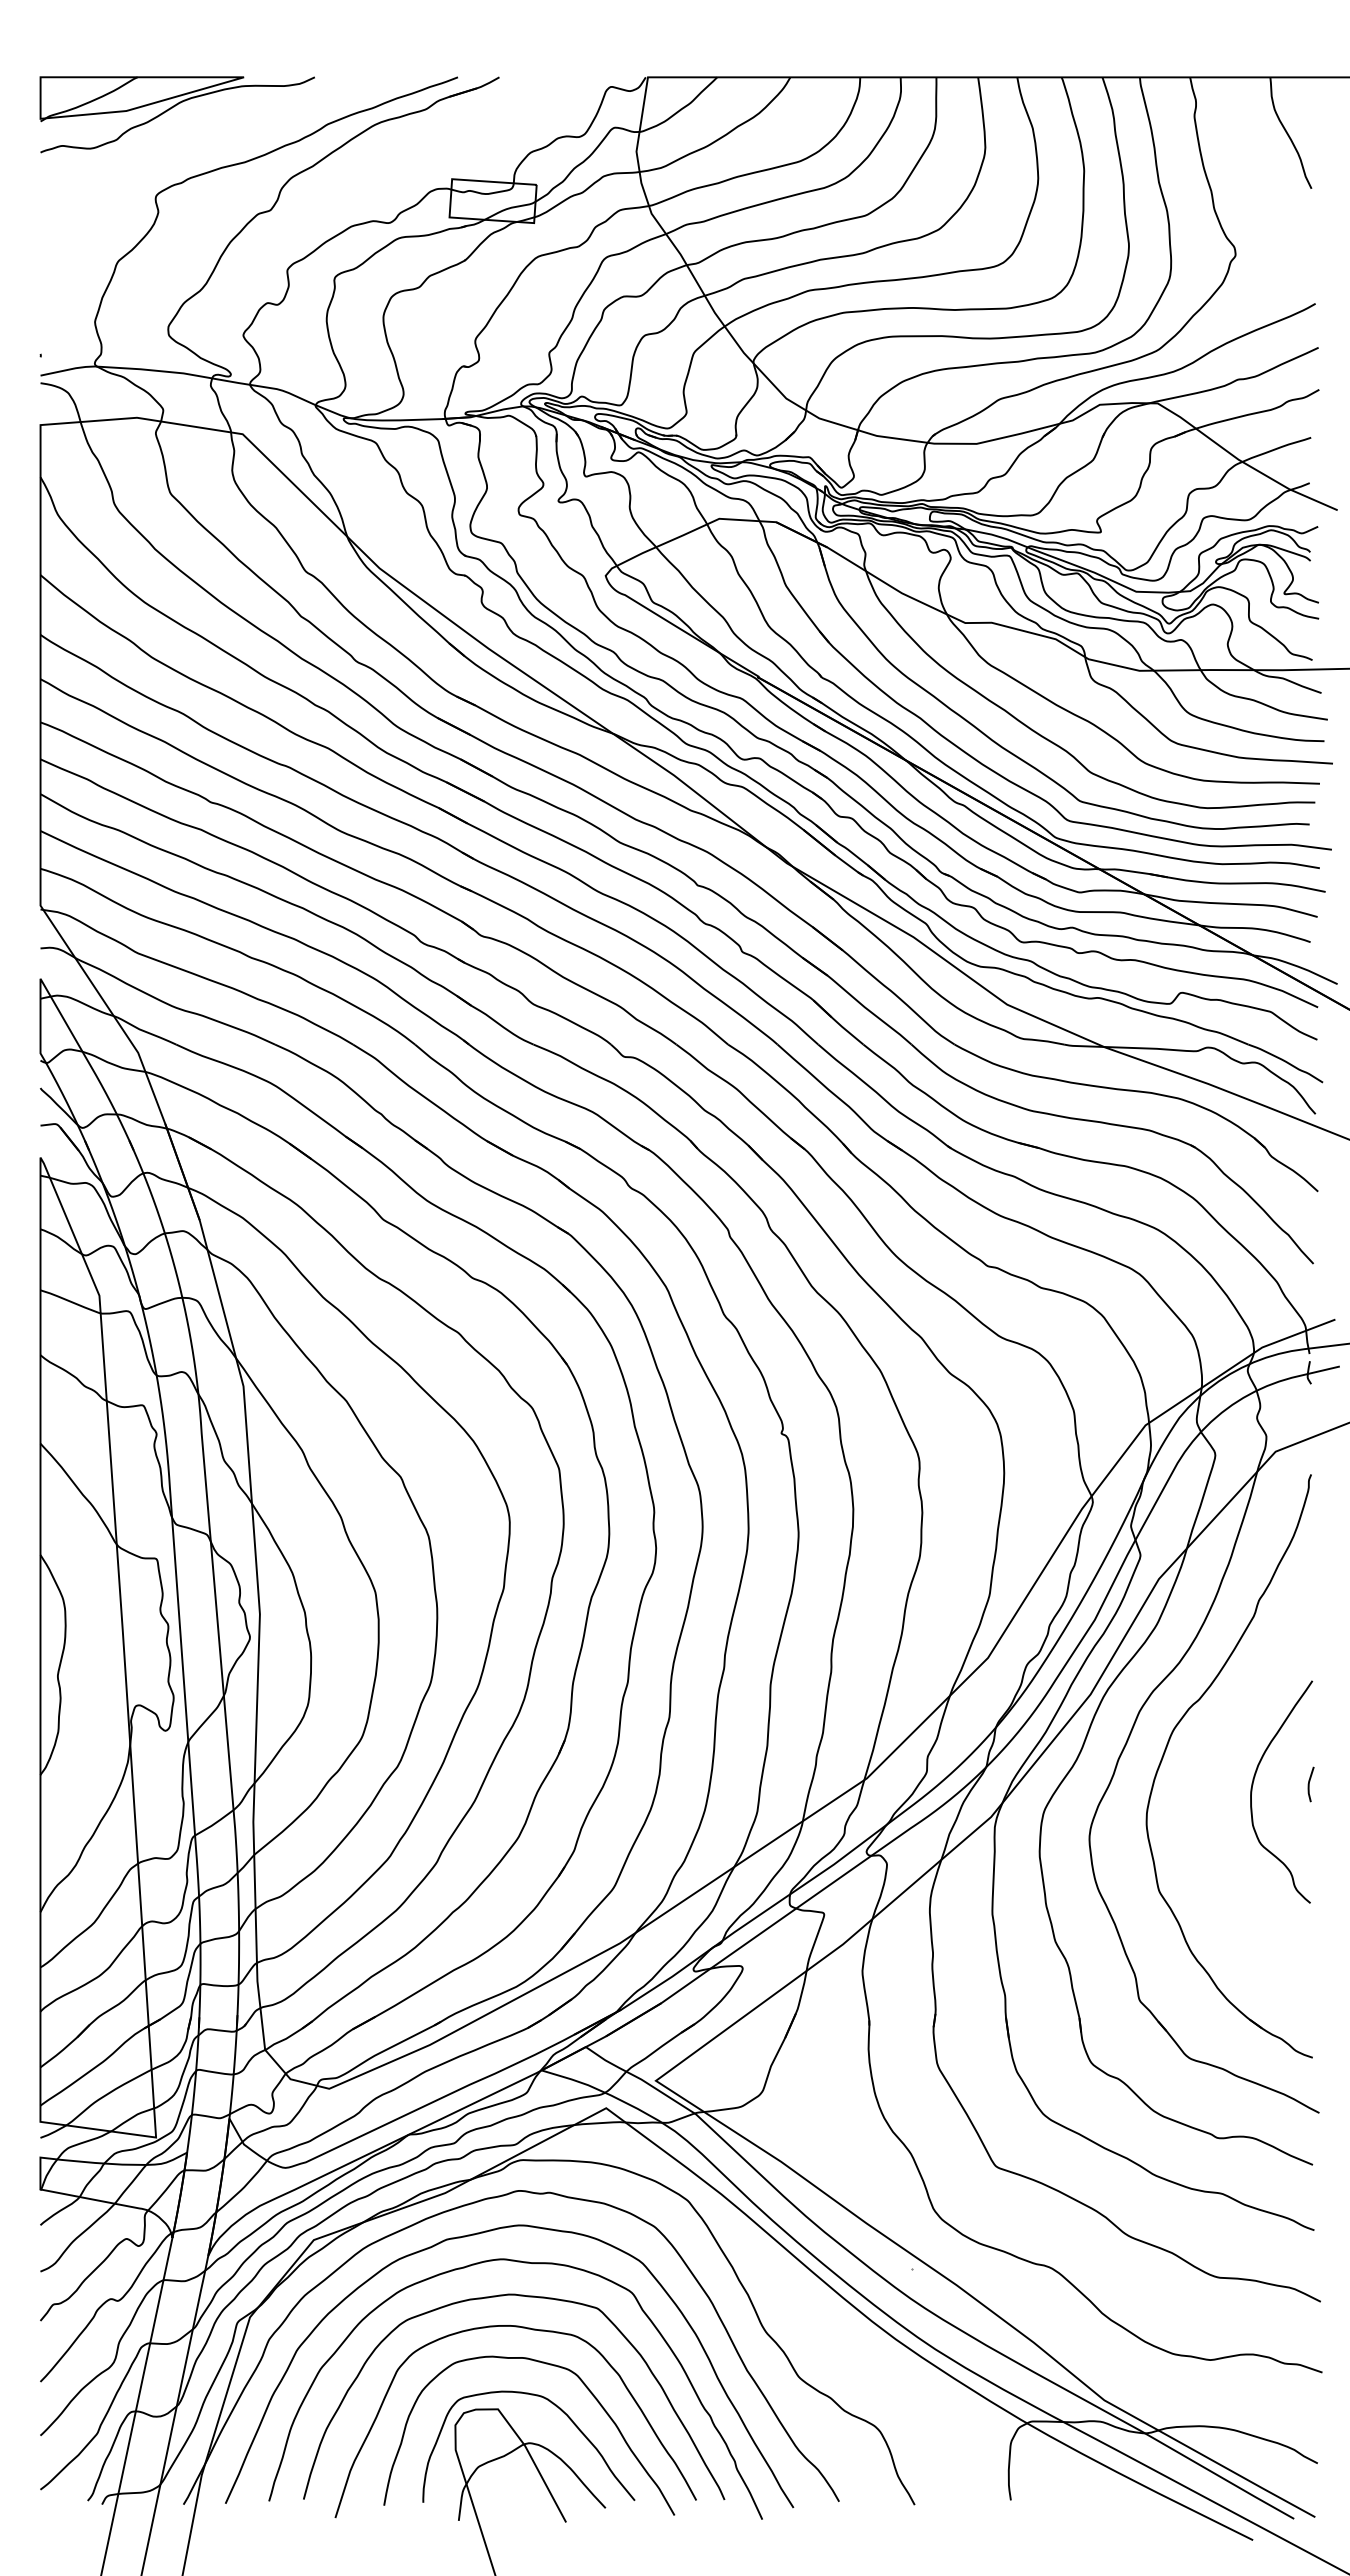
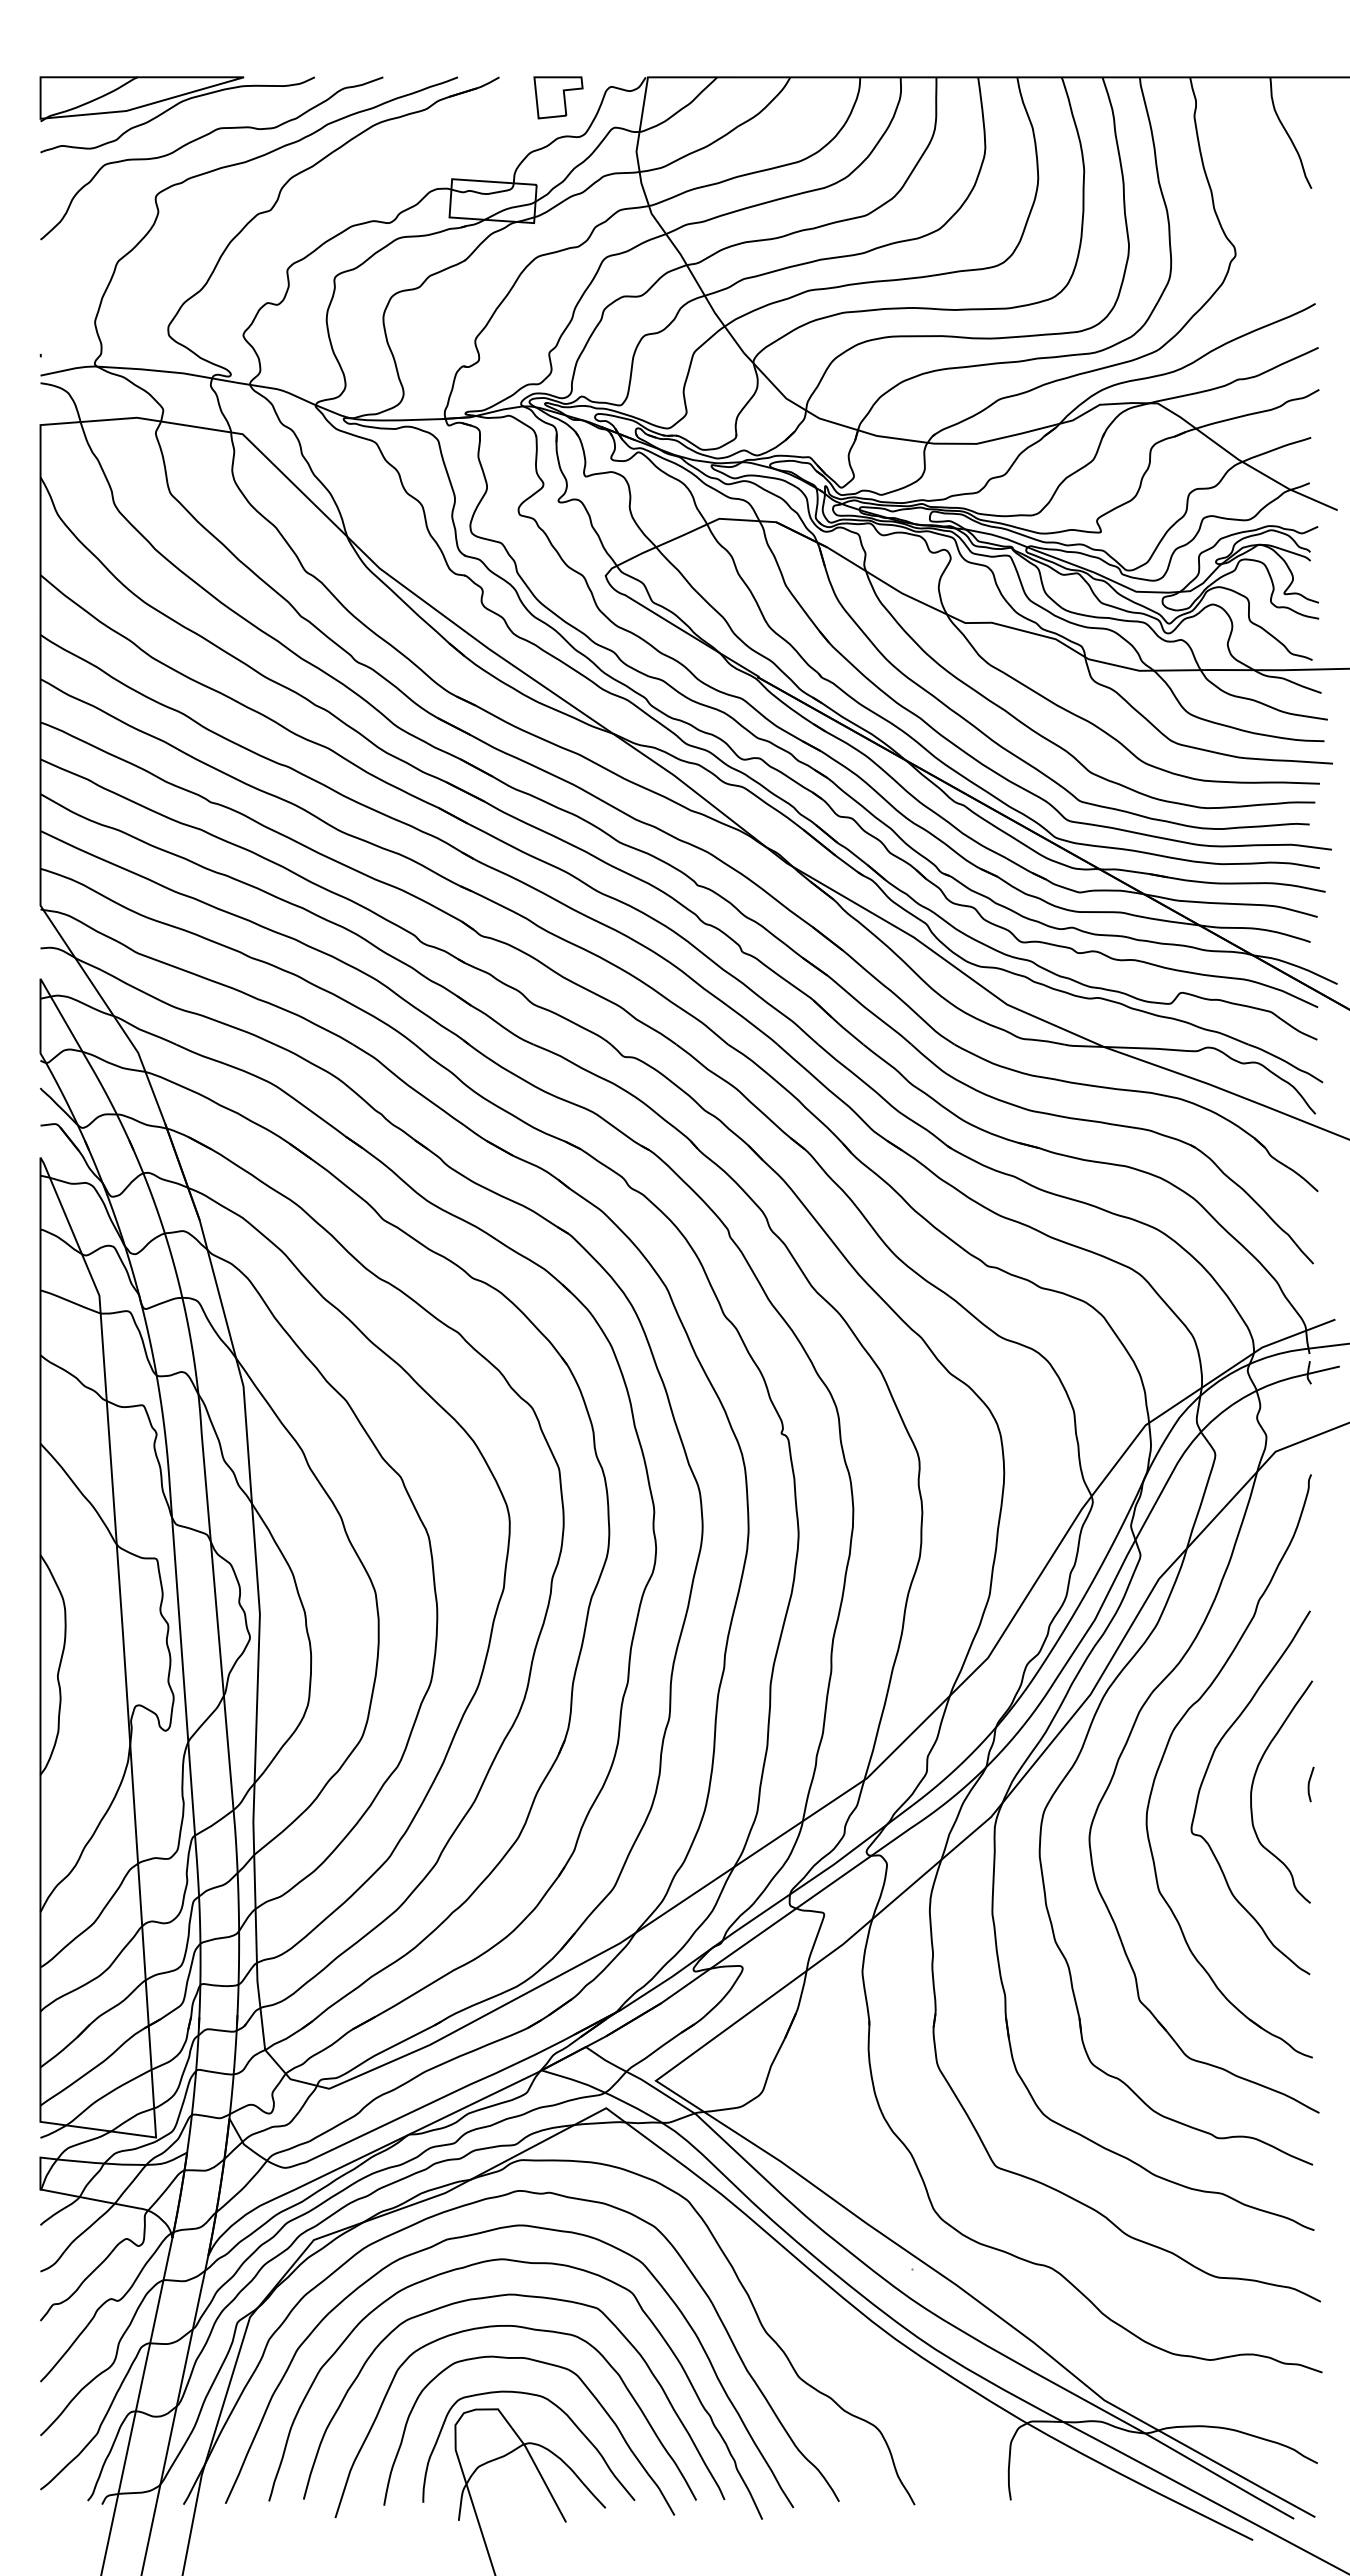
part: none -> present (558, 97)
curve: none -> present (201, 138)
curve: none -> present (1206, 1774)
